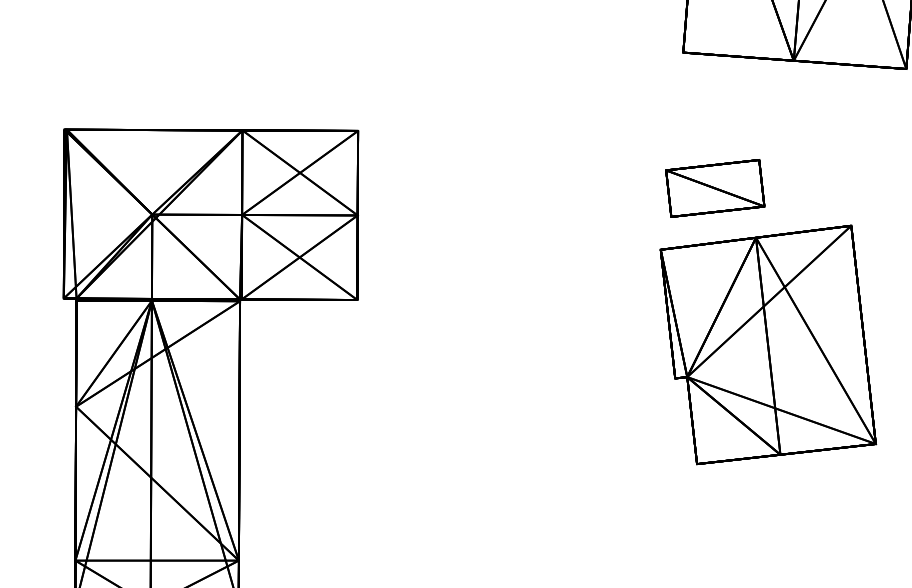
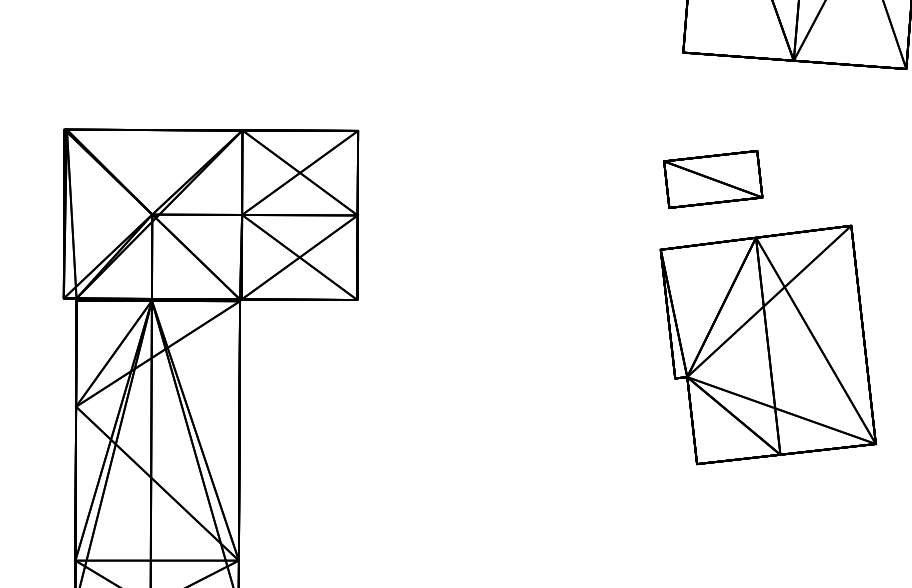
part position: (715, 188) -> (713, 179) (713, 179)
